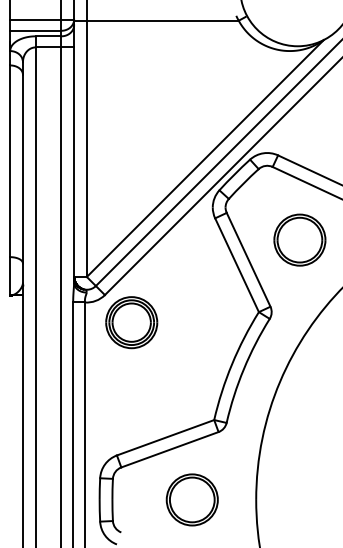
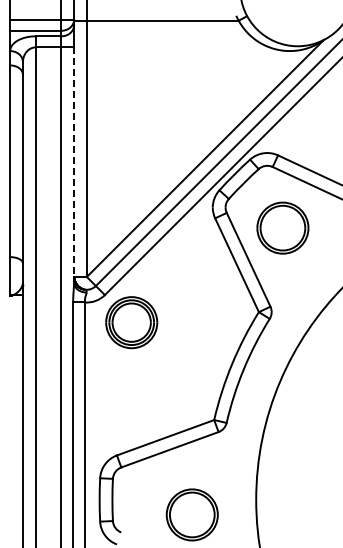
line: solid -> dashed (74, 165)
part position: (299, 239) -> (282, 227) (282, 227)
part position: (191, 499) -> (191, 514) (191, 514)
